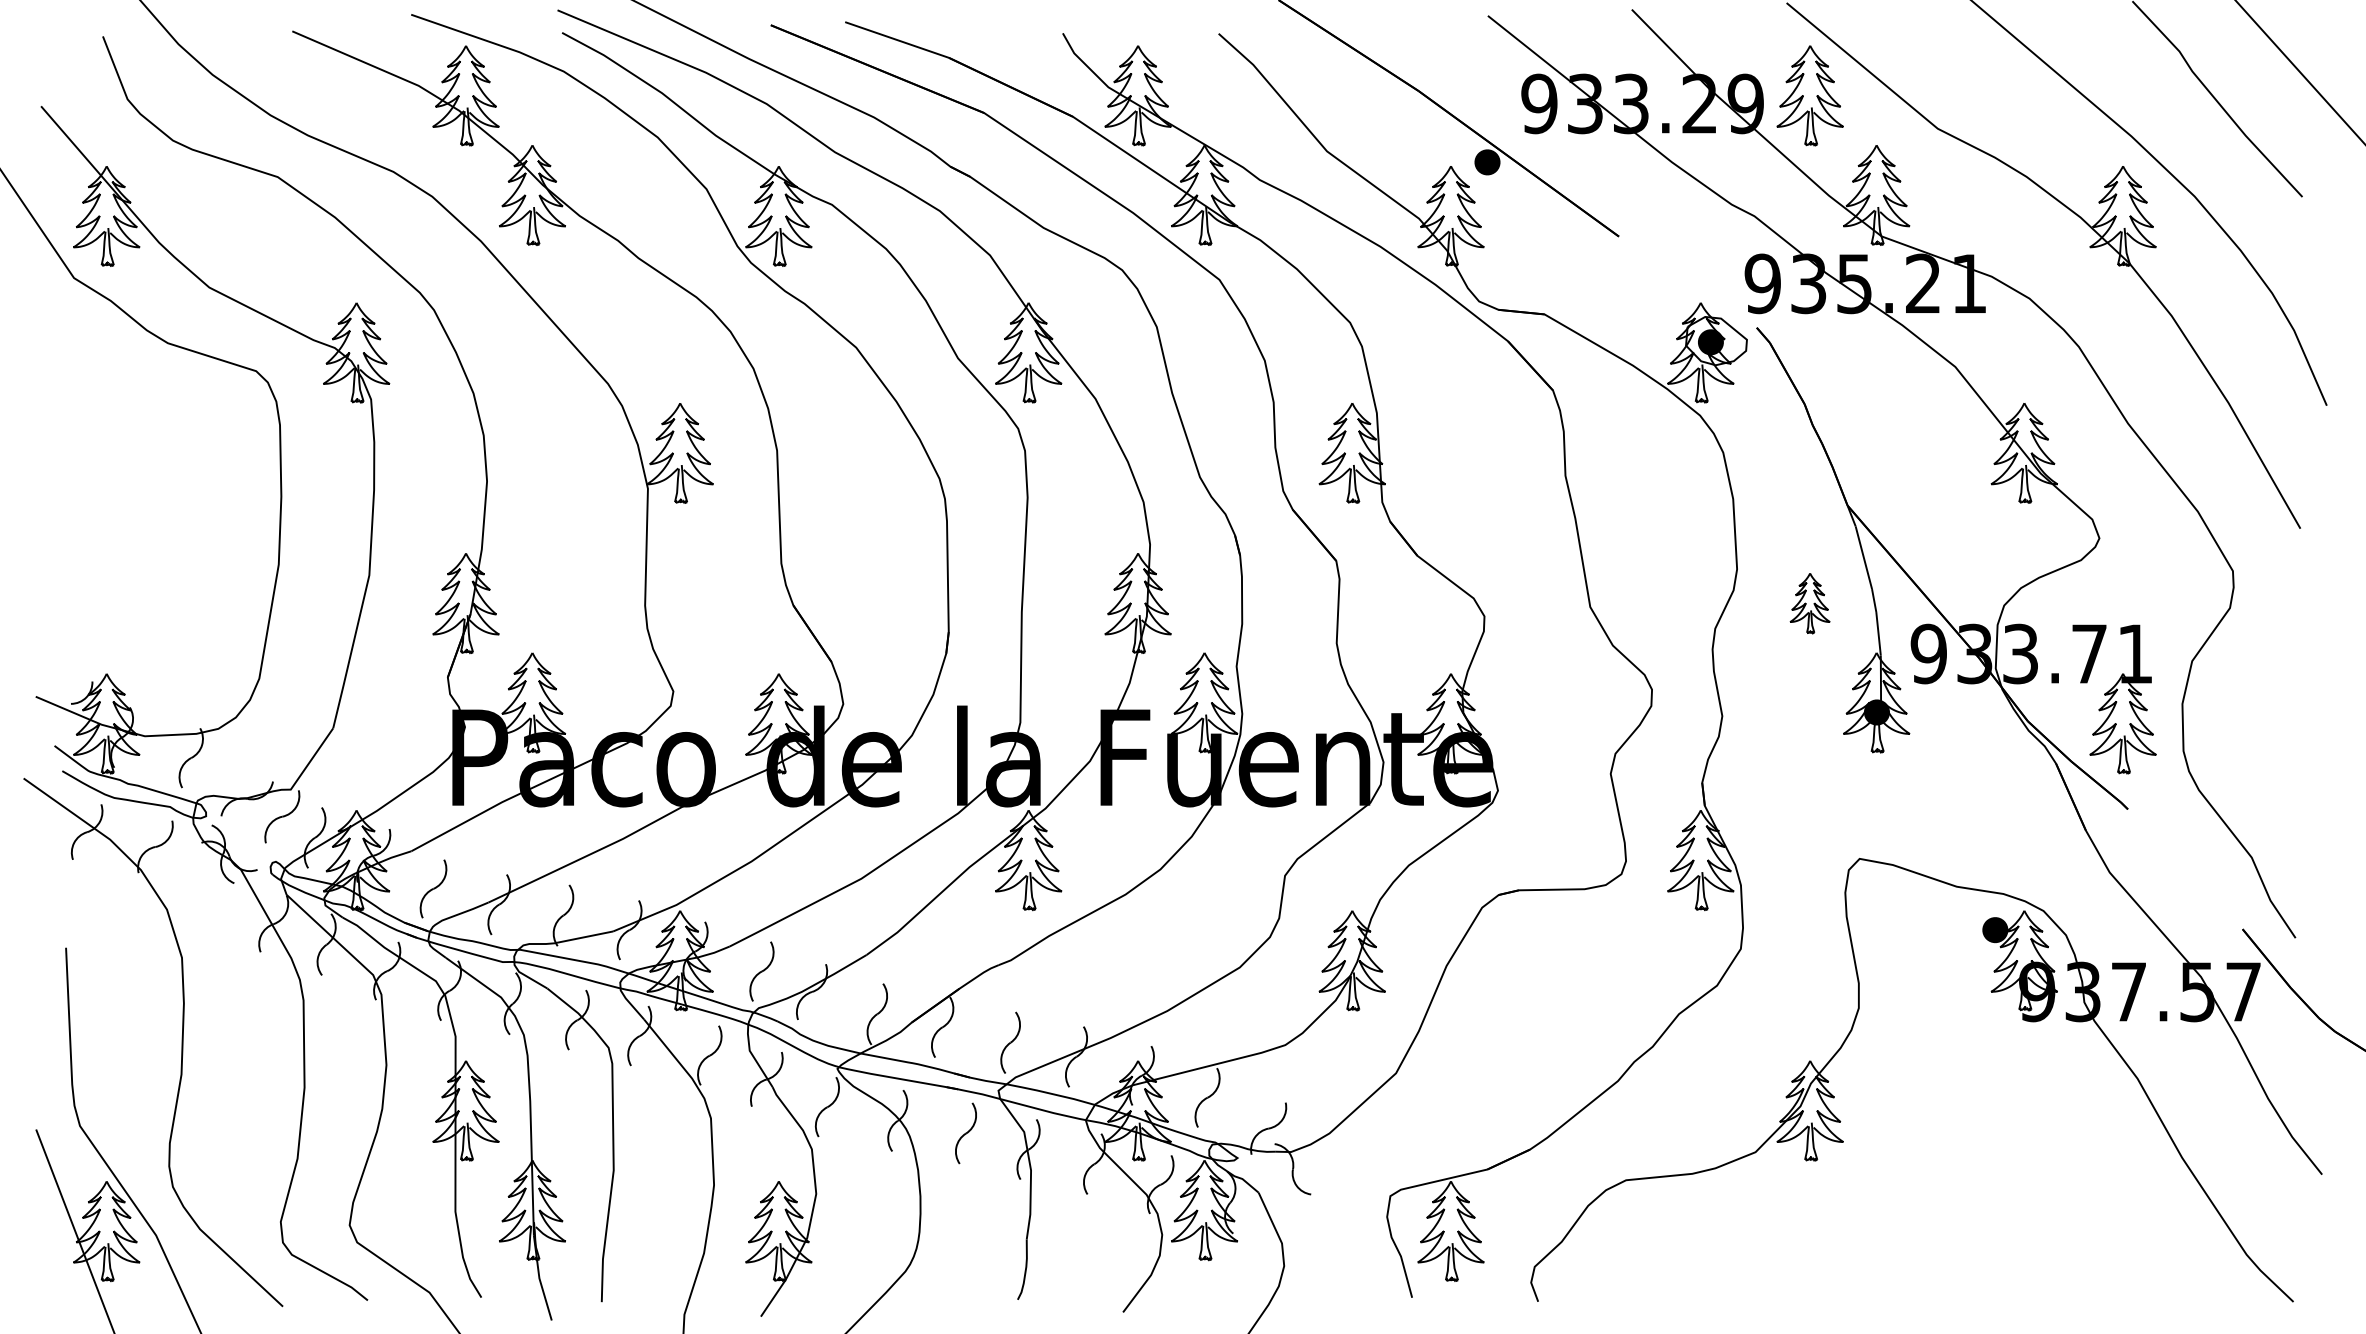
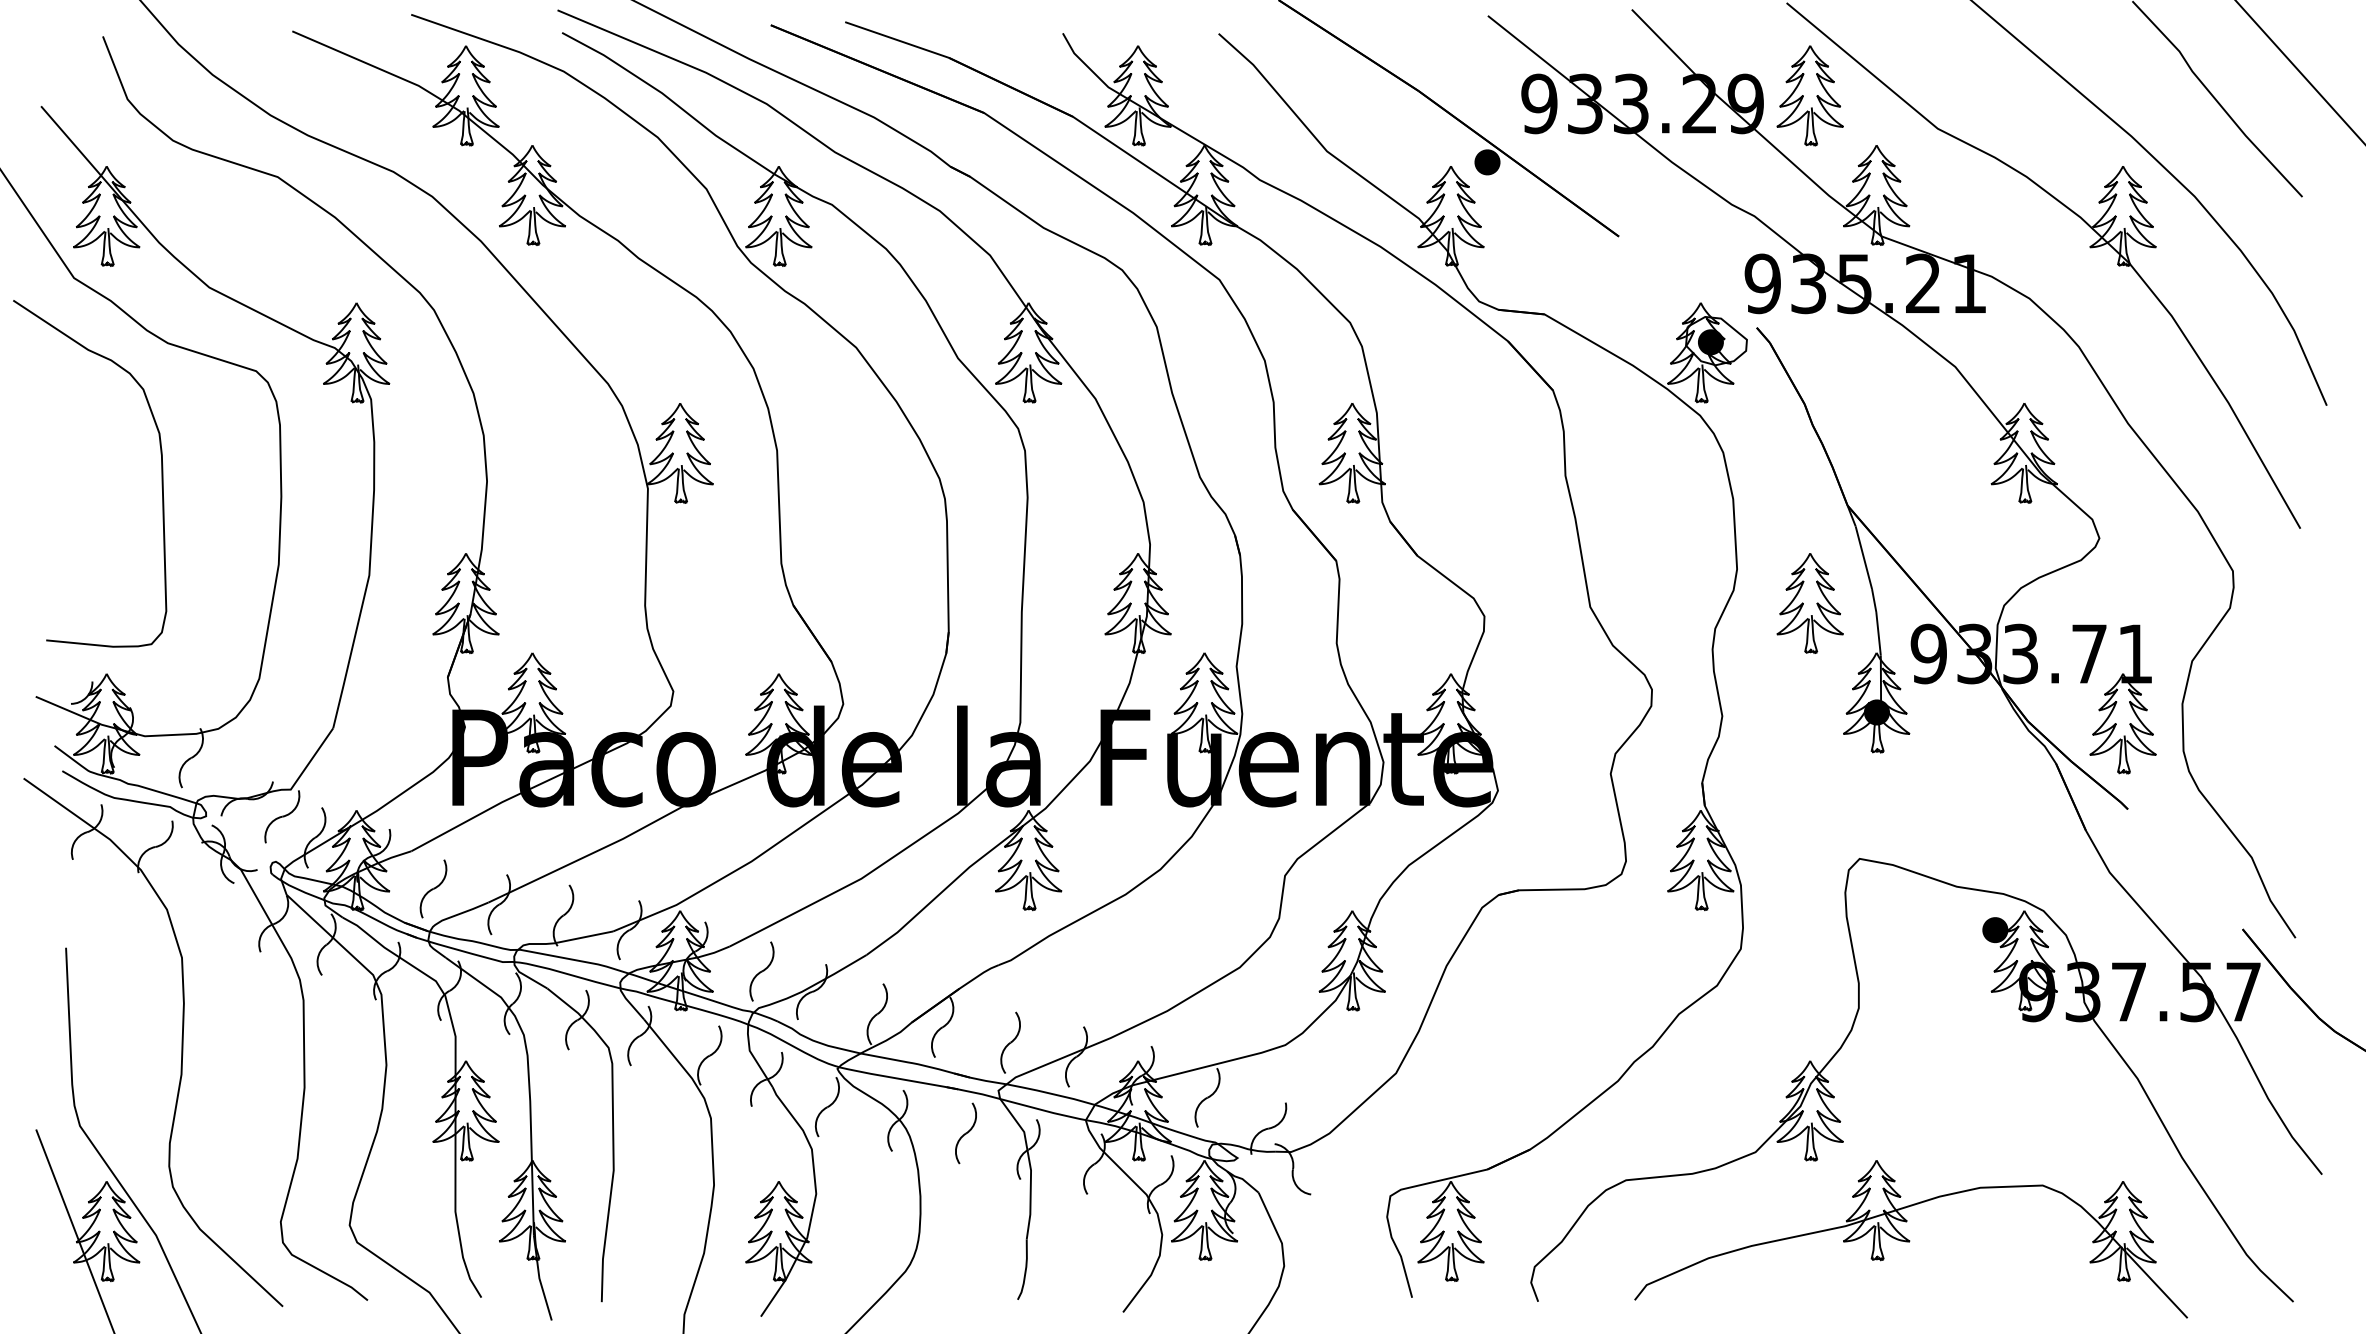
curve: none -> present (161, 473)
part size: 42x62 px -> 68x101 px (1809, 603)
part: none -> present (1910, 1239)
